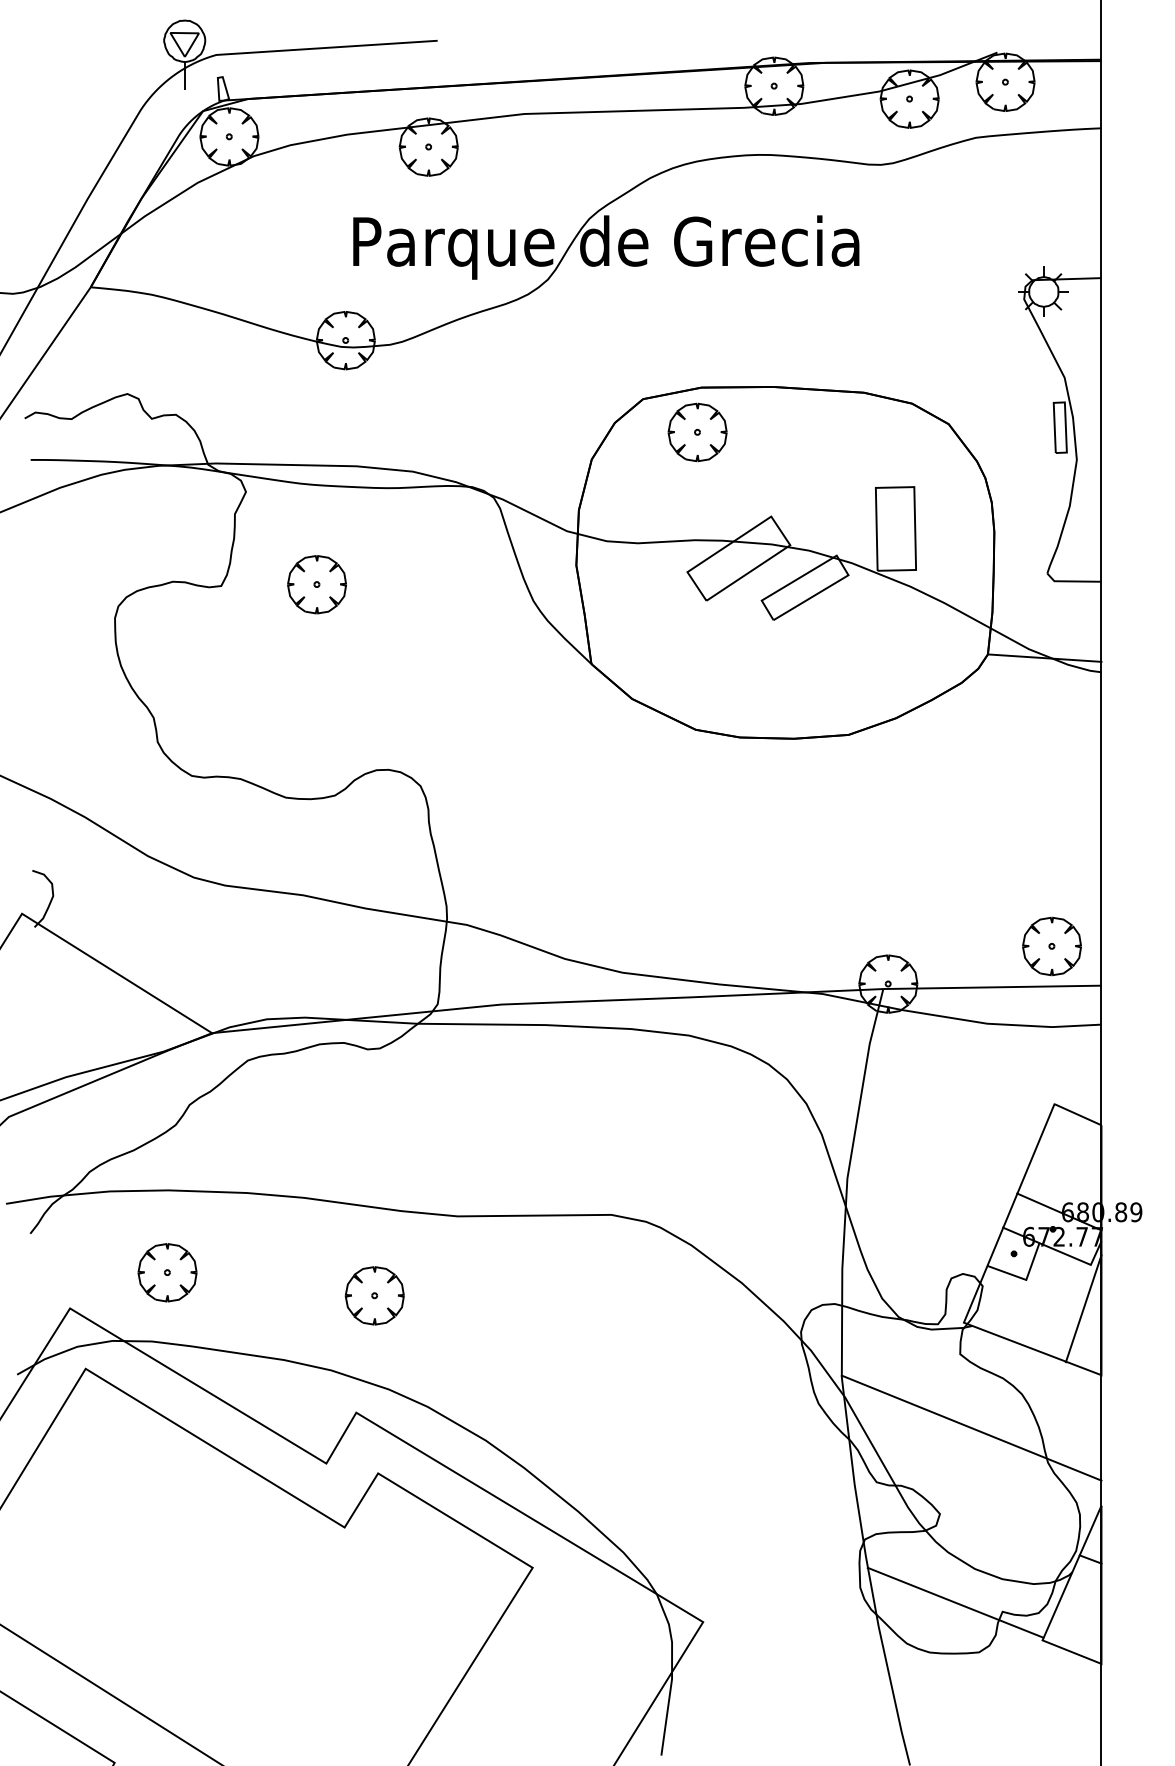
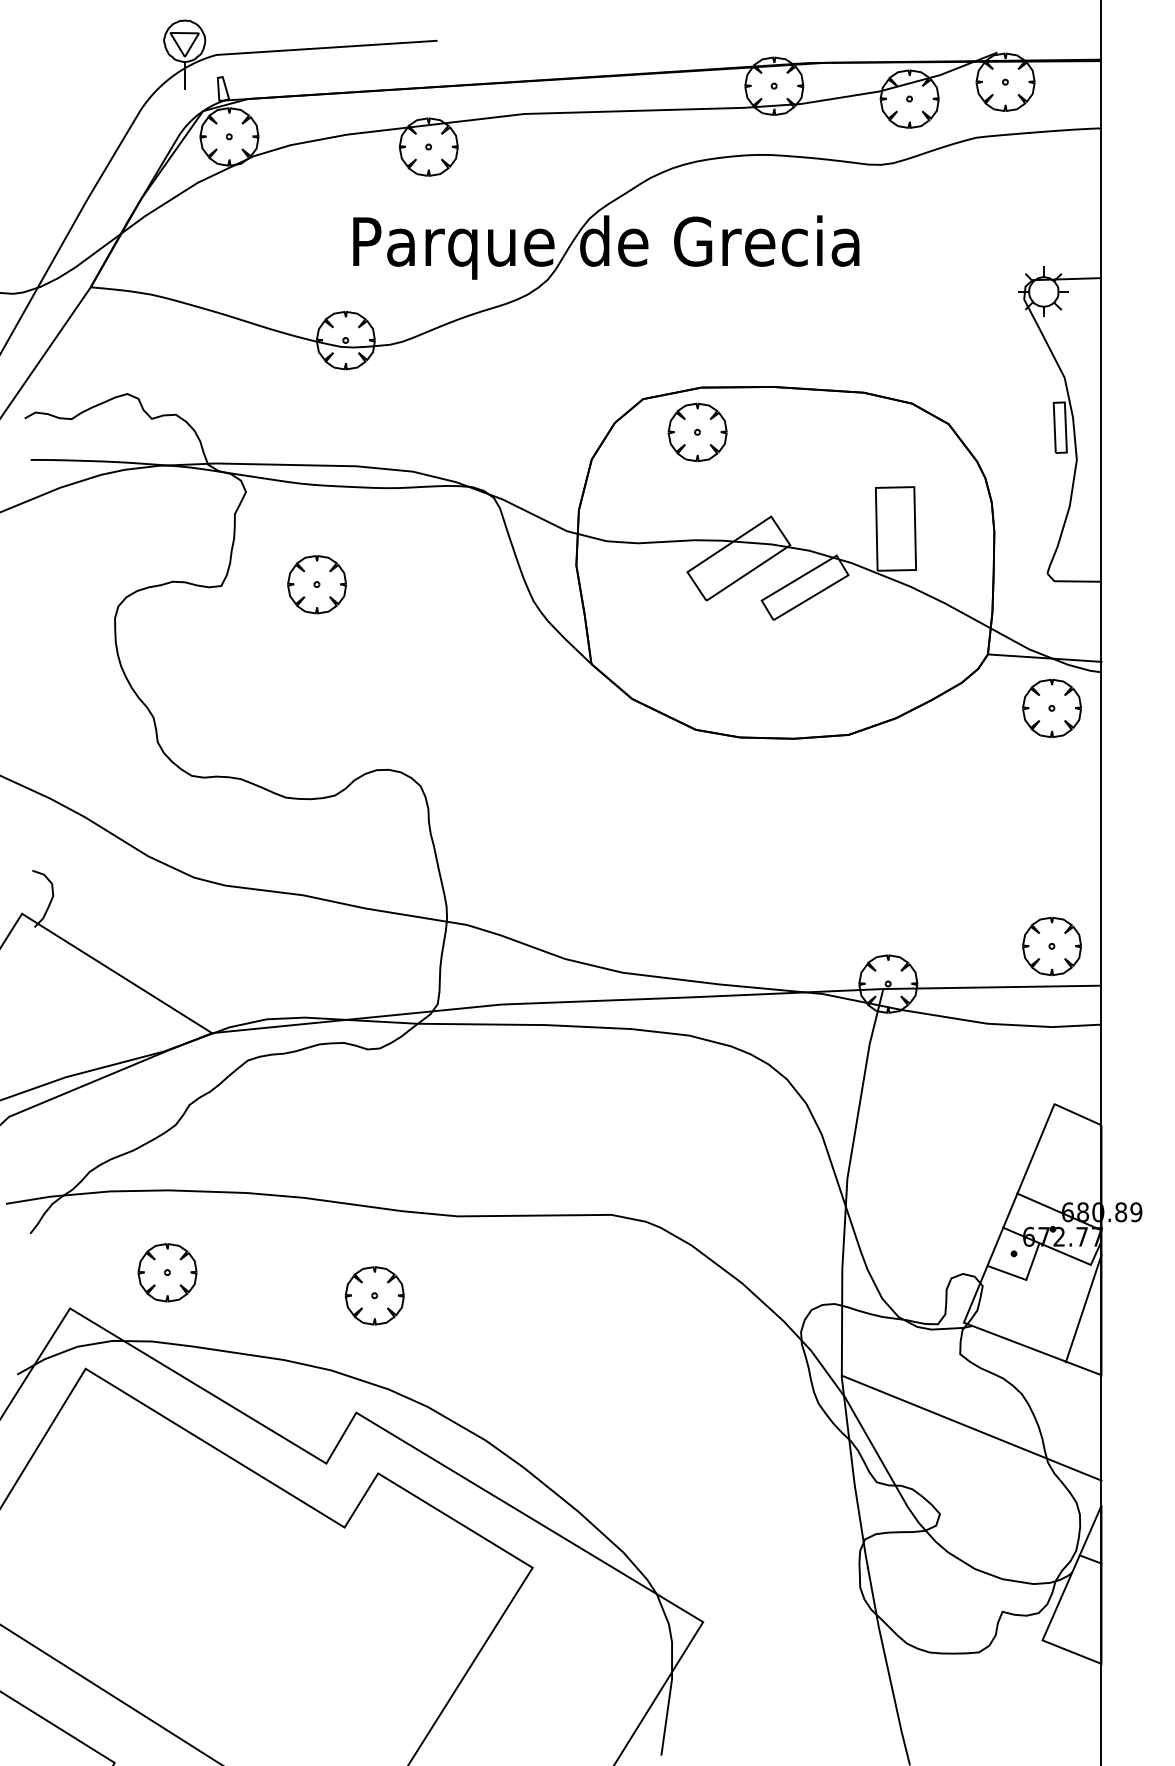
part: none -> present (1051, 708)
line: present -> none (955, 1602)
